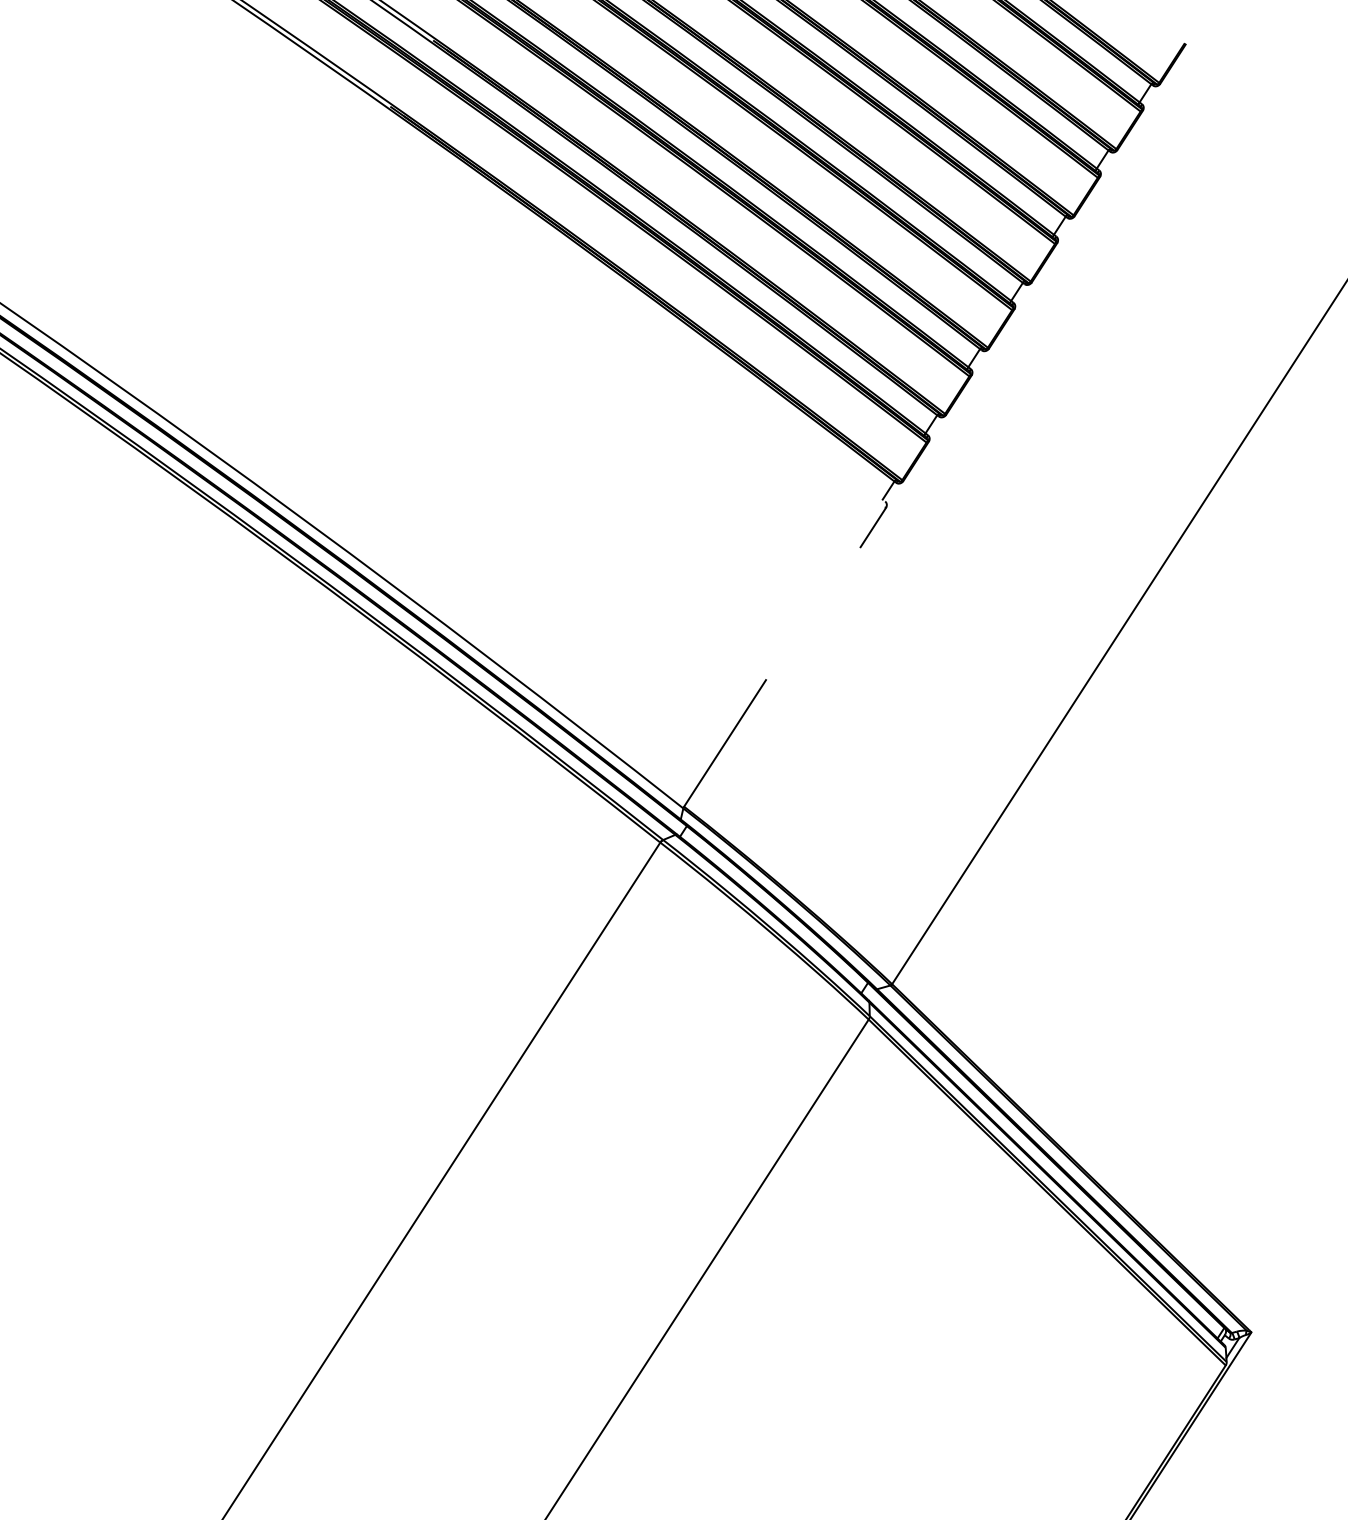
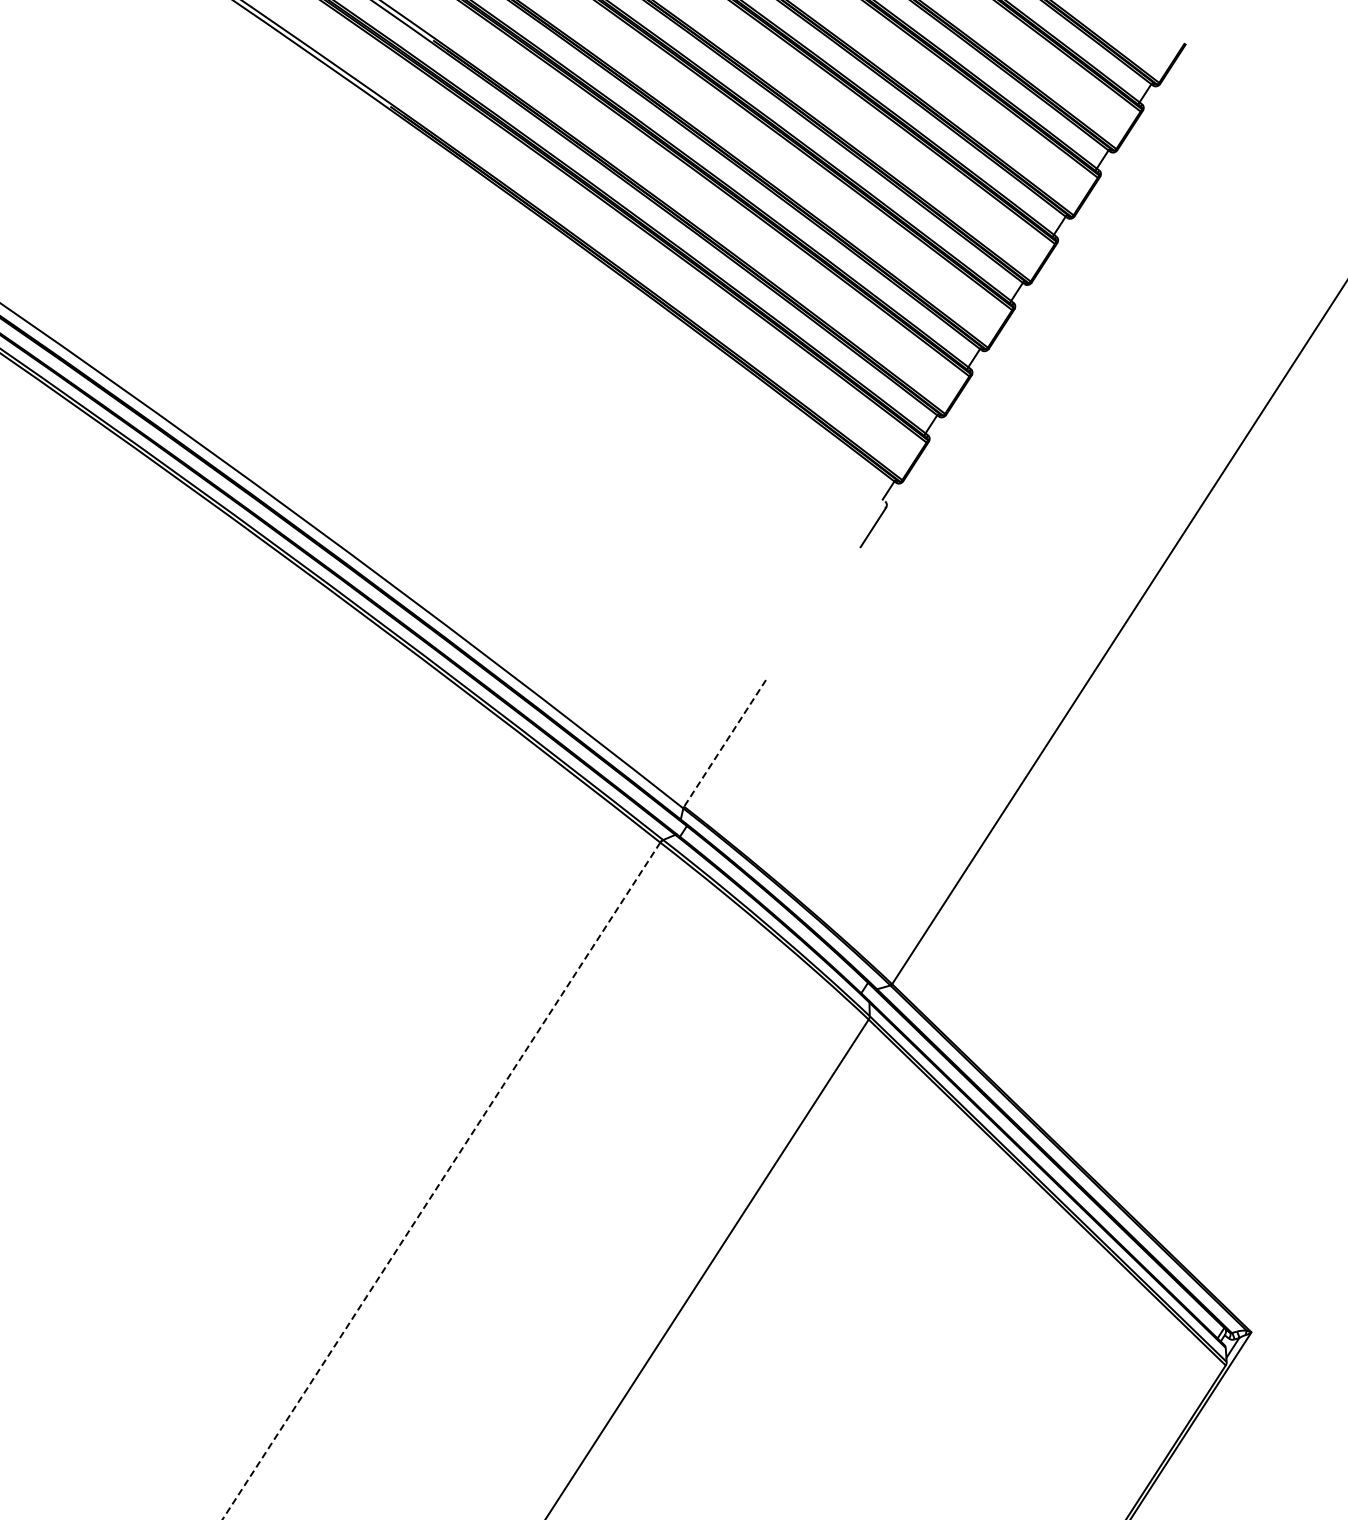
line: solid -> dashed (724, 743)
line: solid -> dashed (441, 1180)
